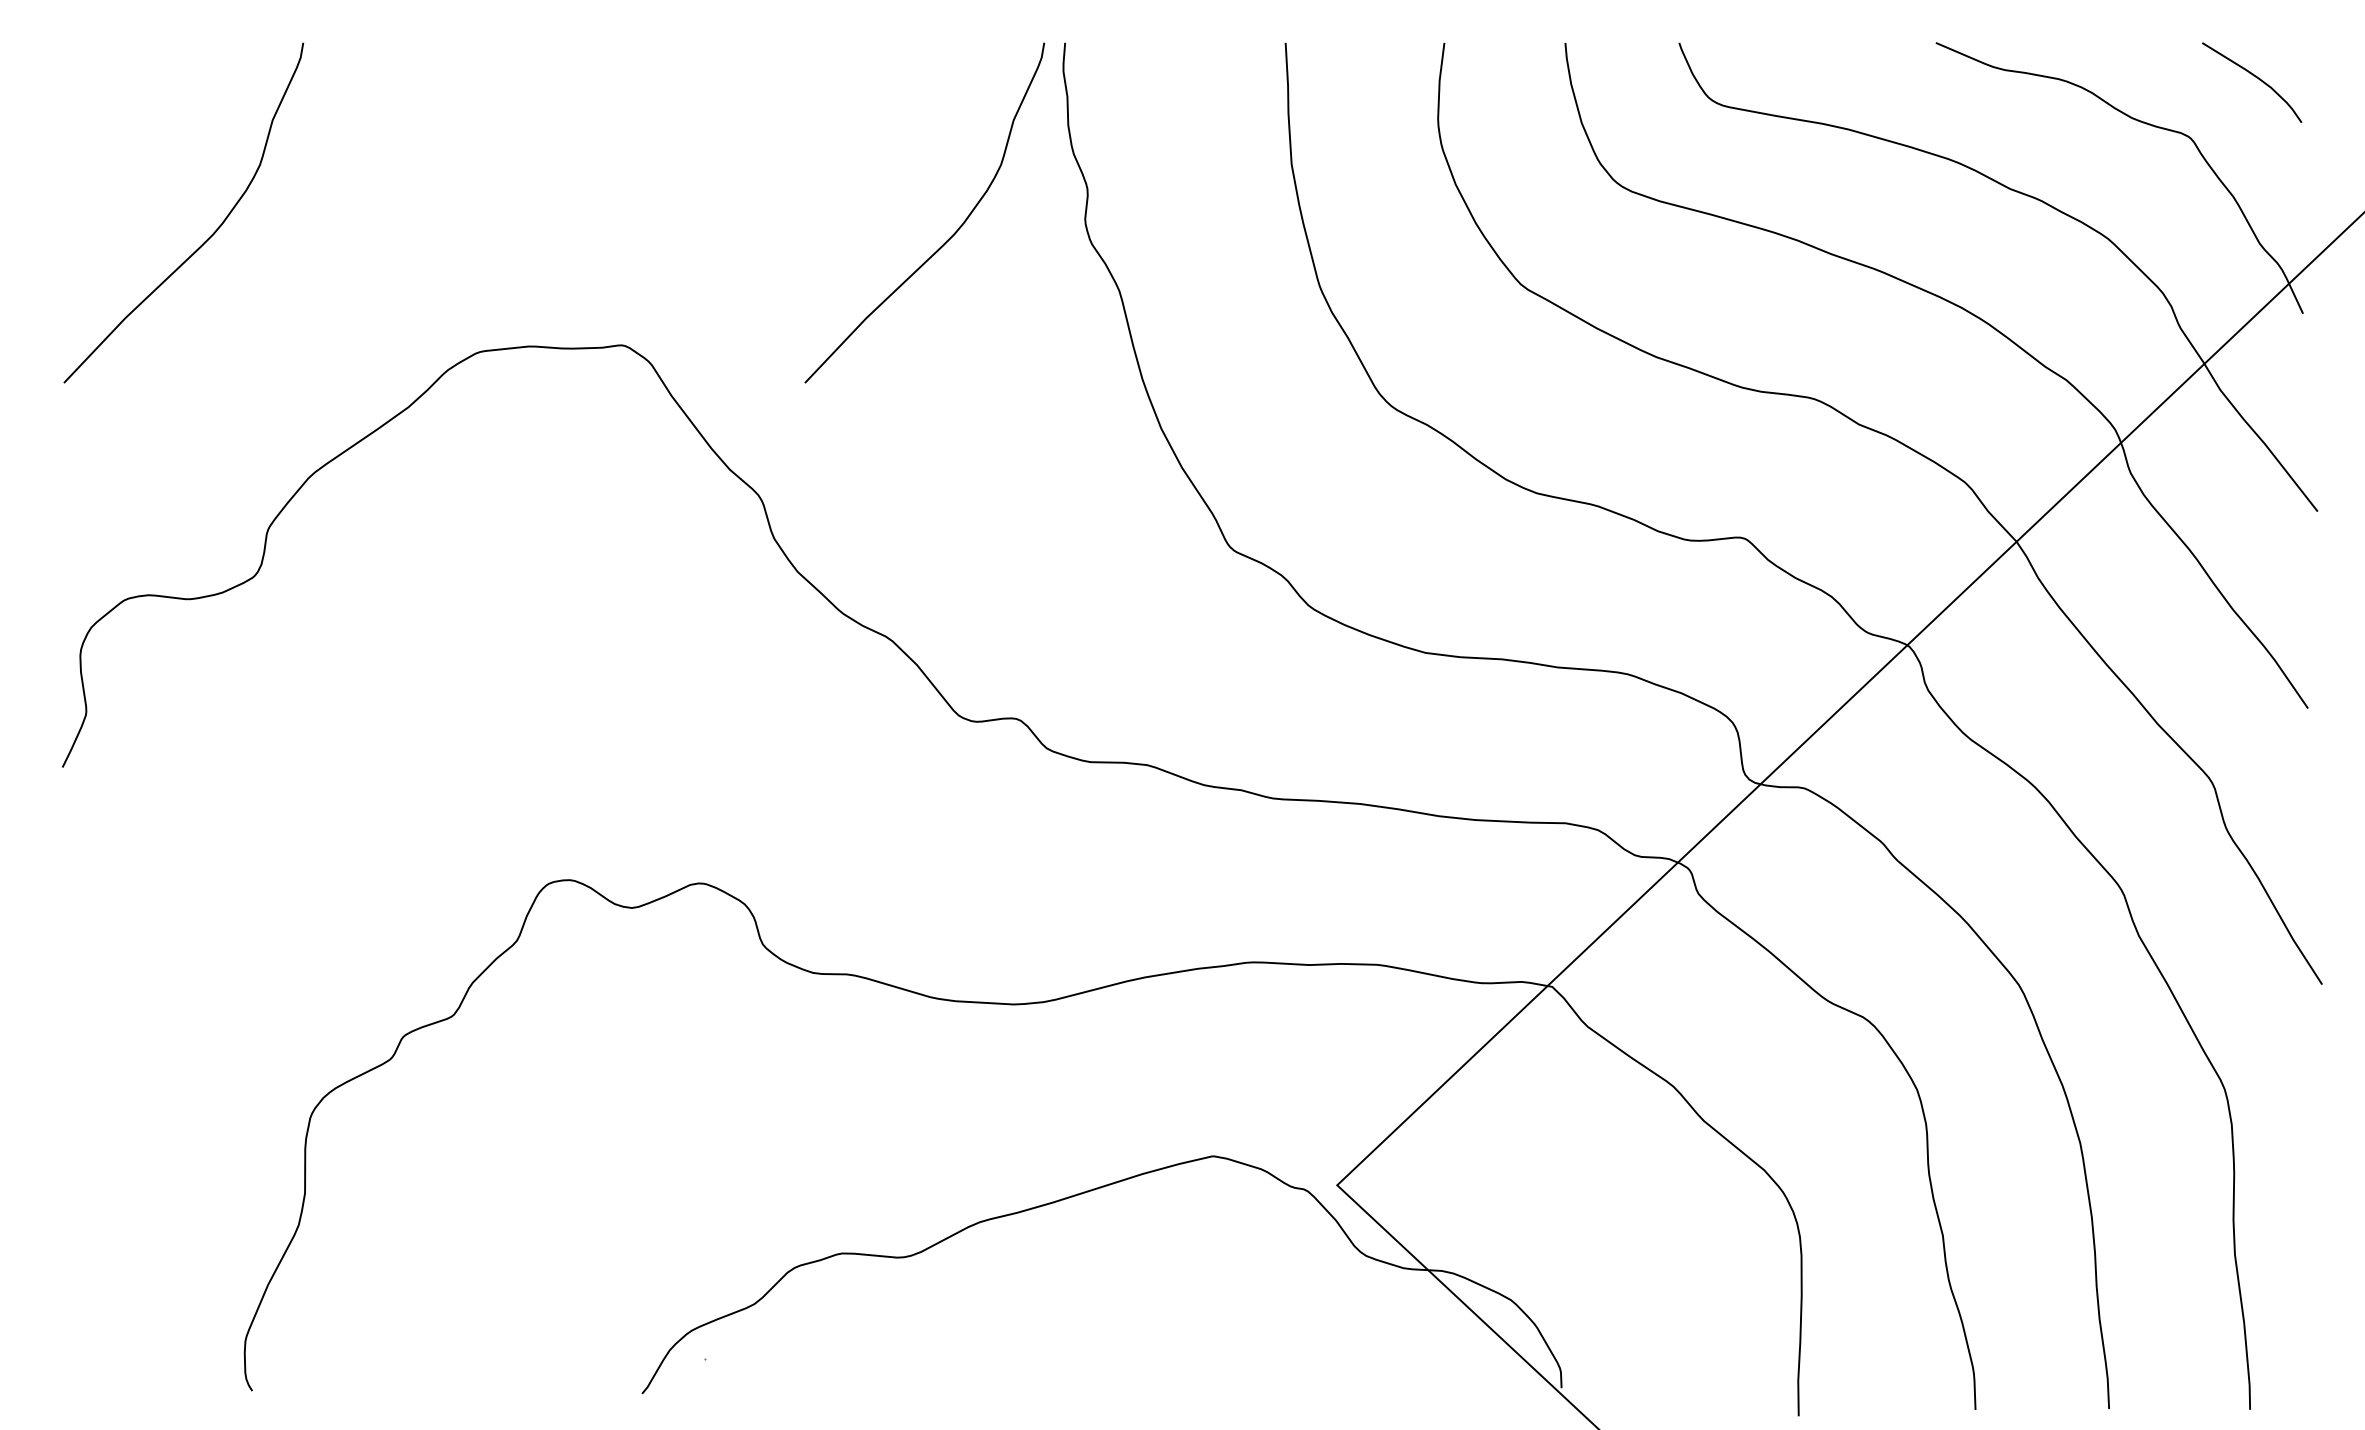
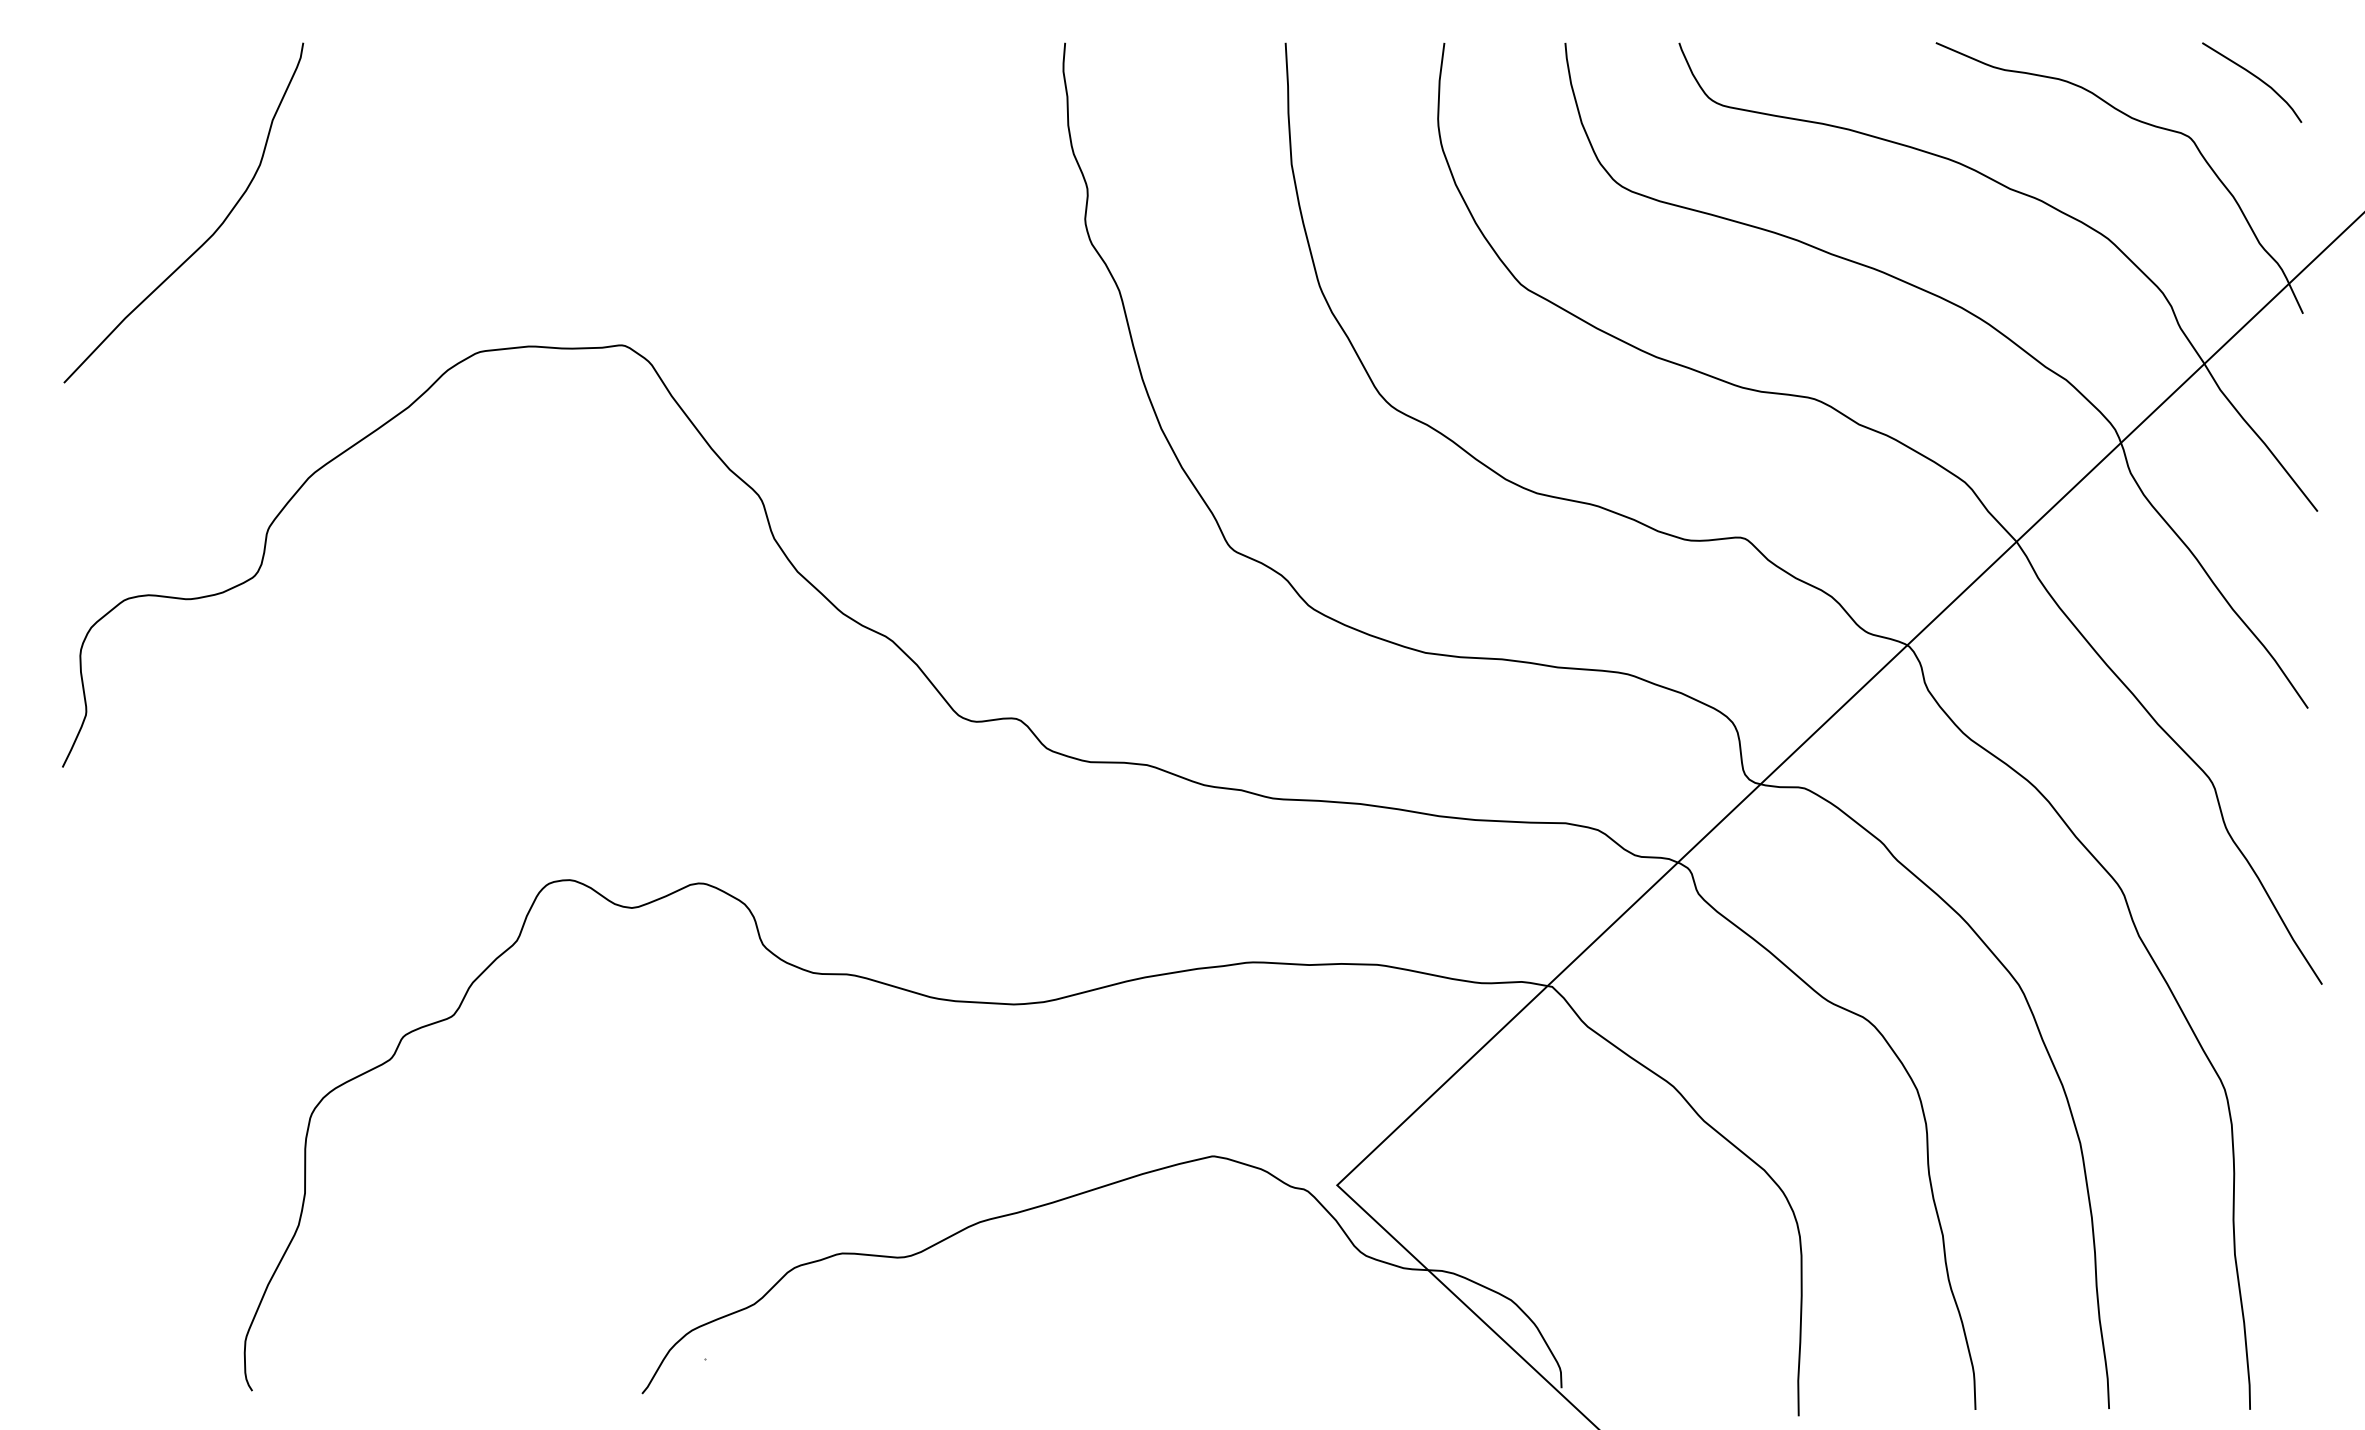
curve: present -> none (949, 237)
